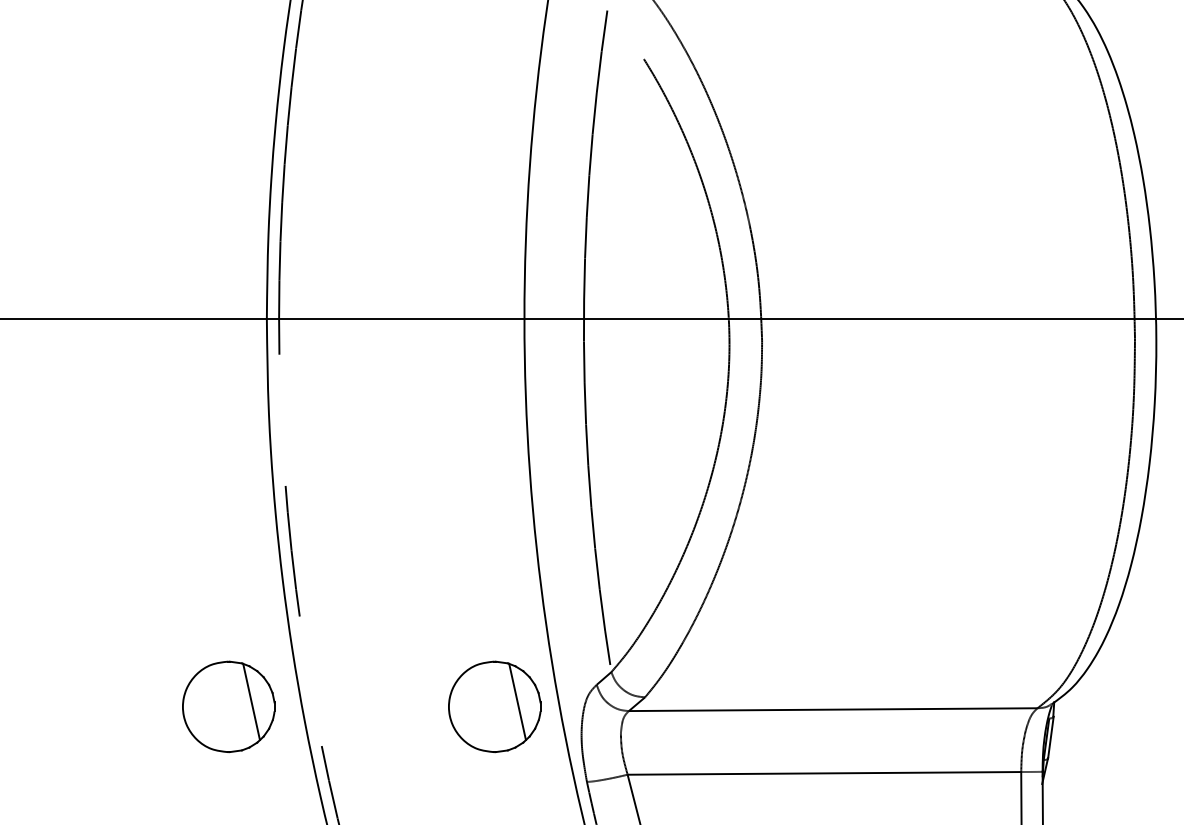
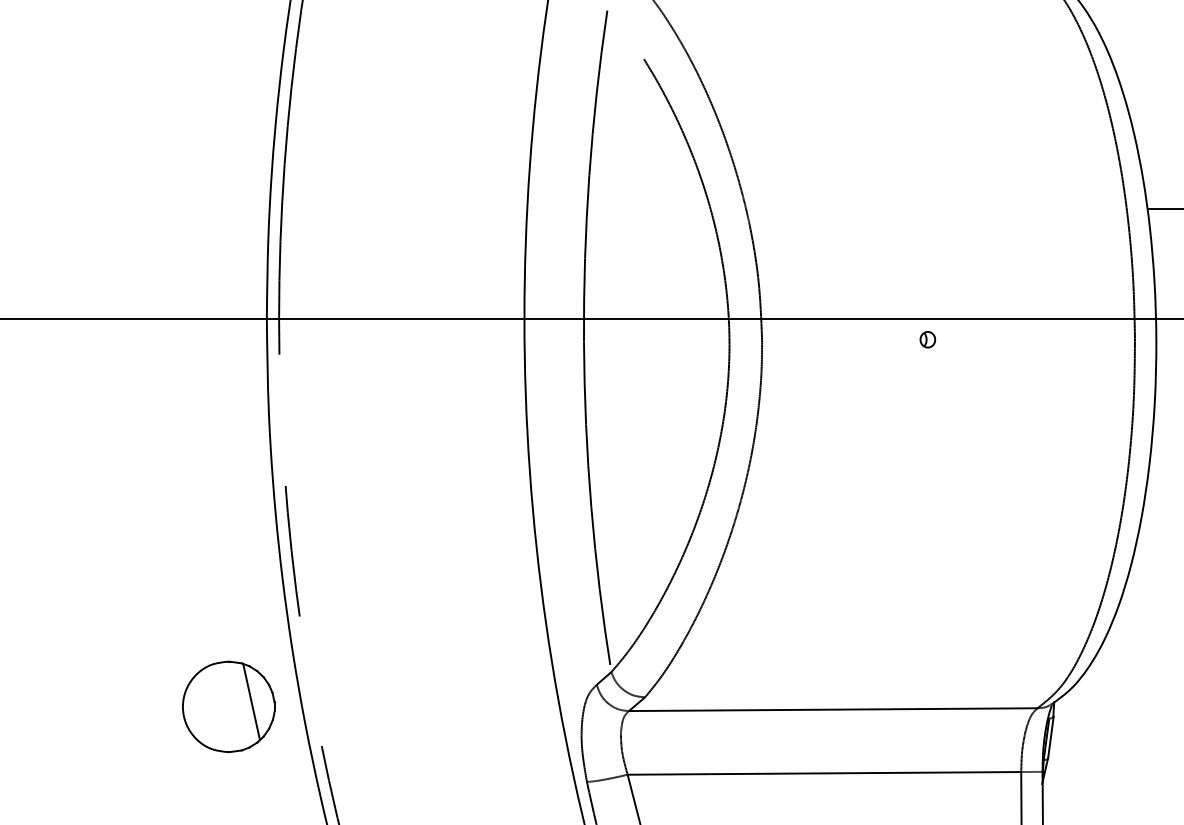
line: none -> present (1163, 208)
part: none -> present (927, 339)
part: present -> none (494, 706)
